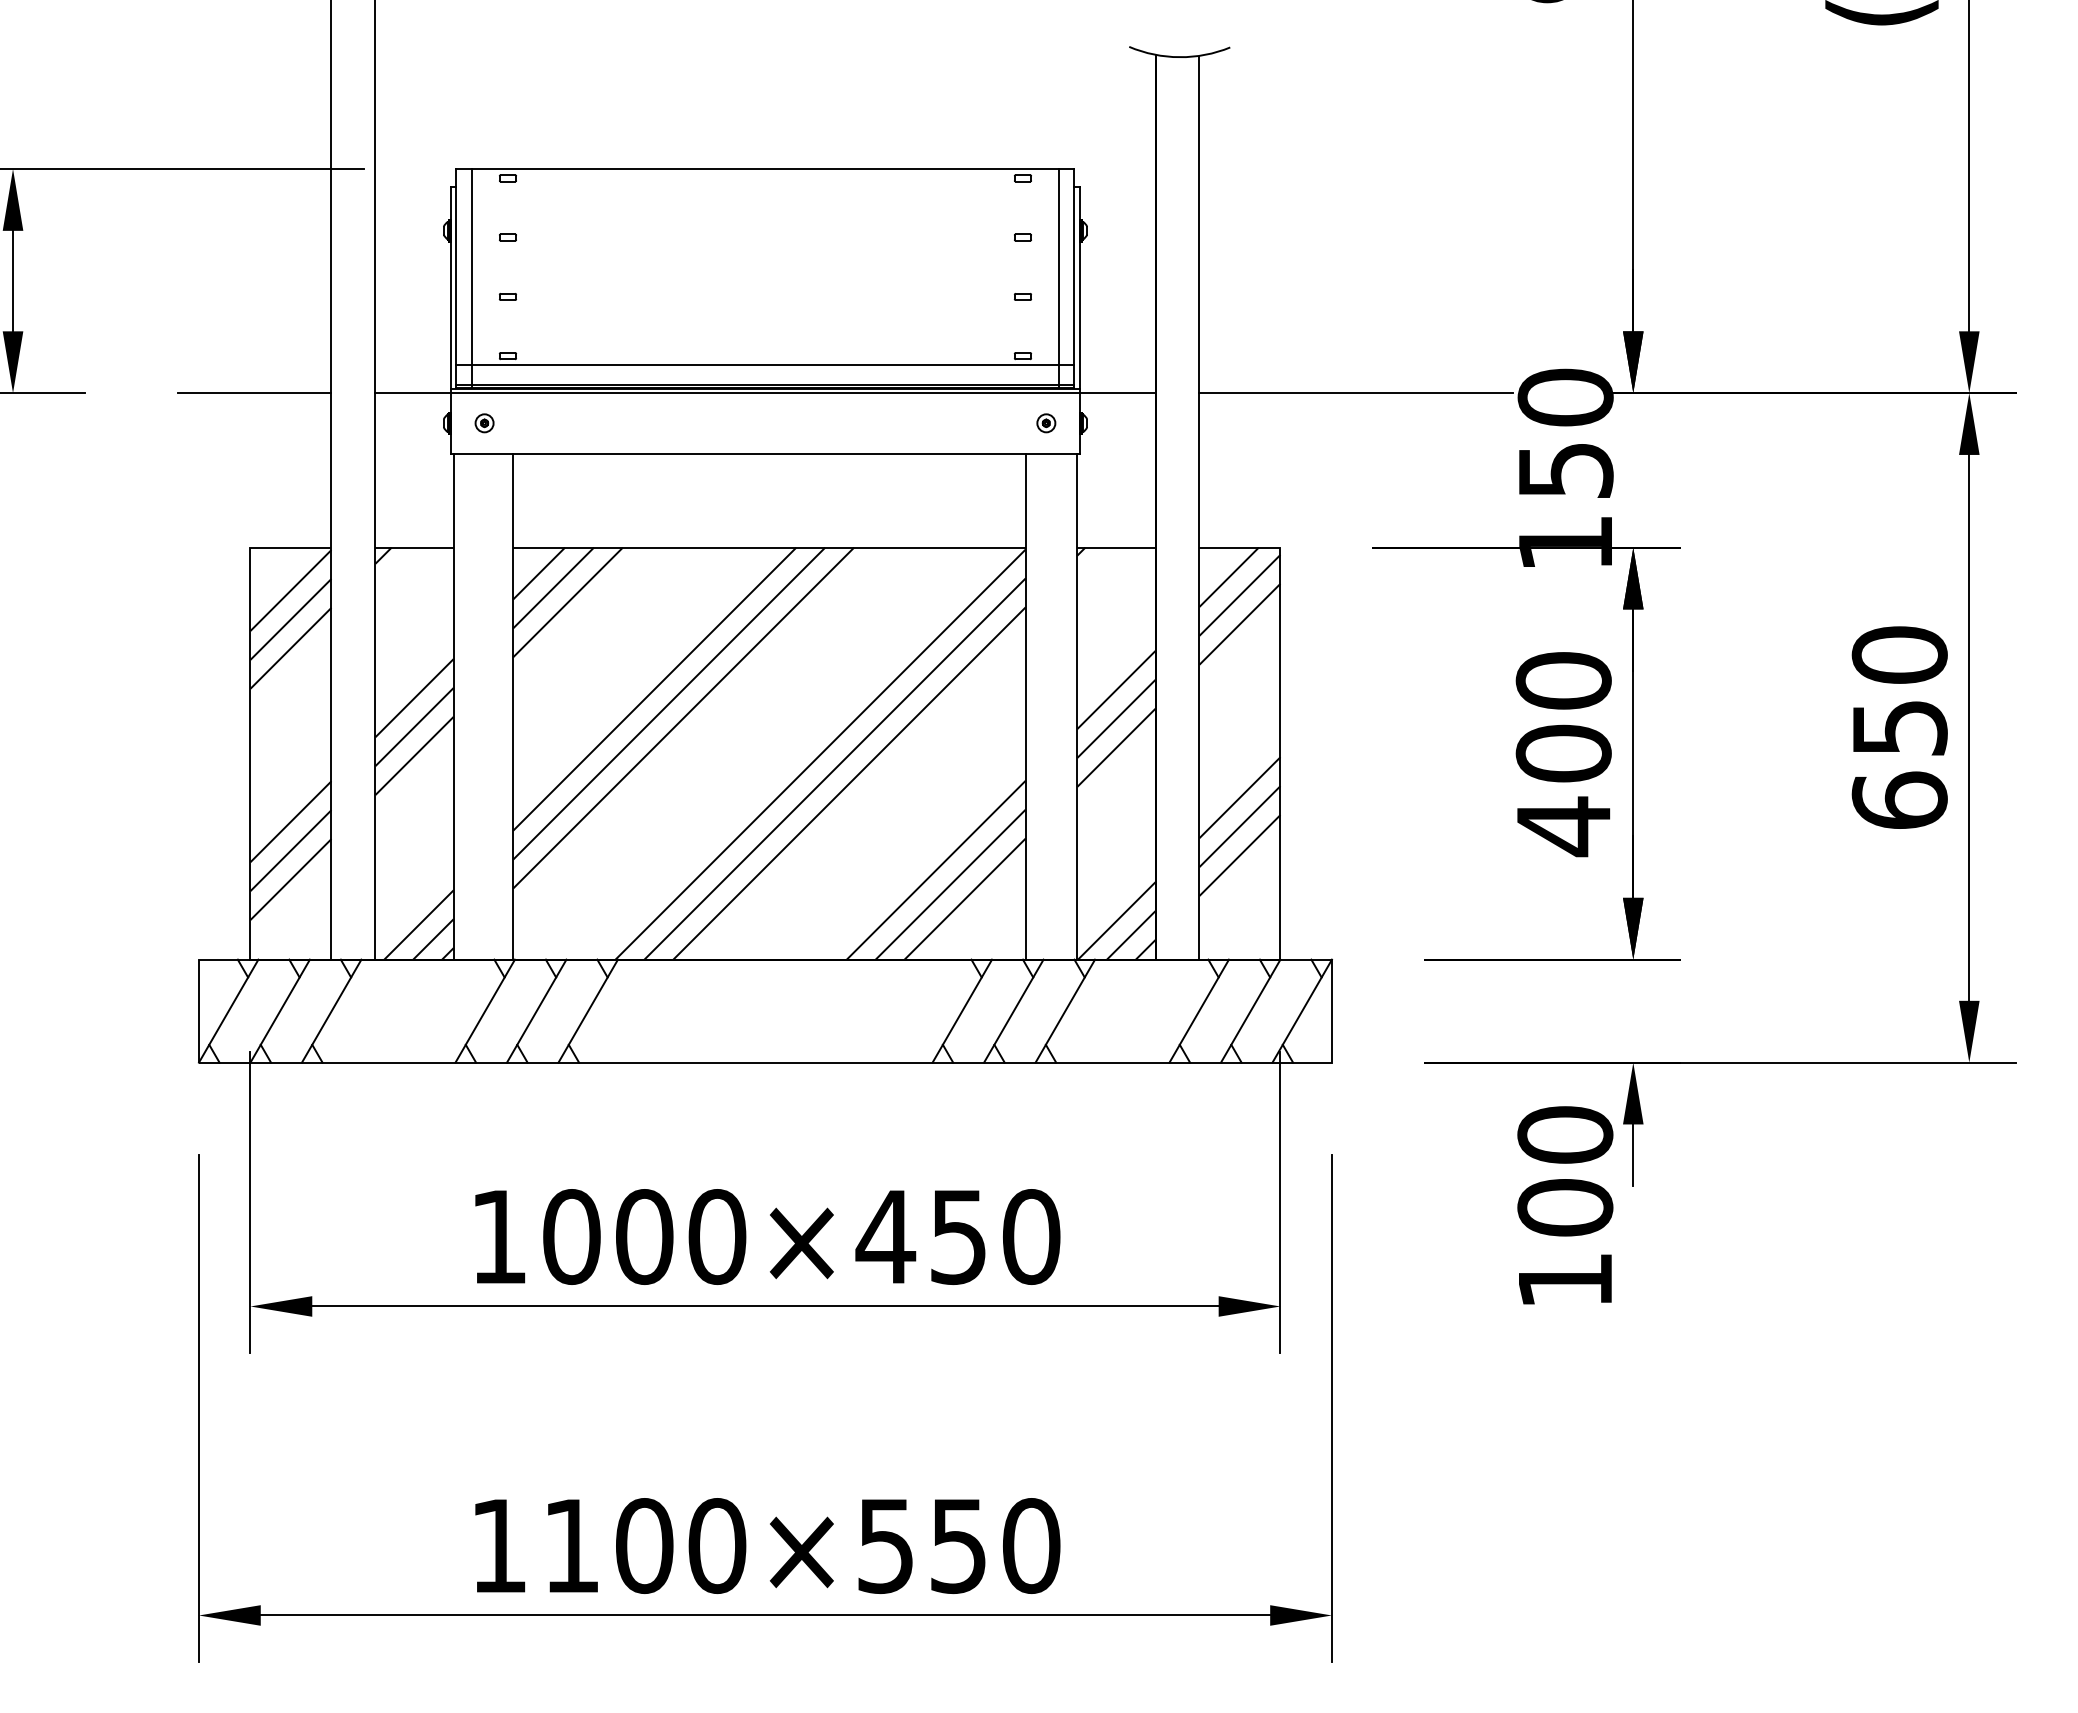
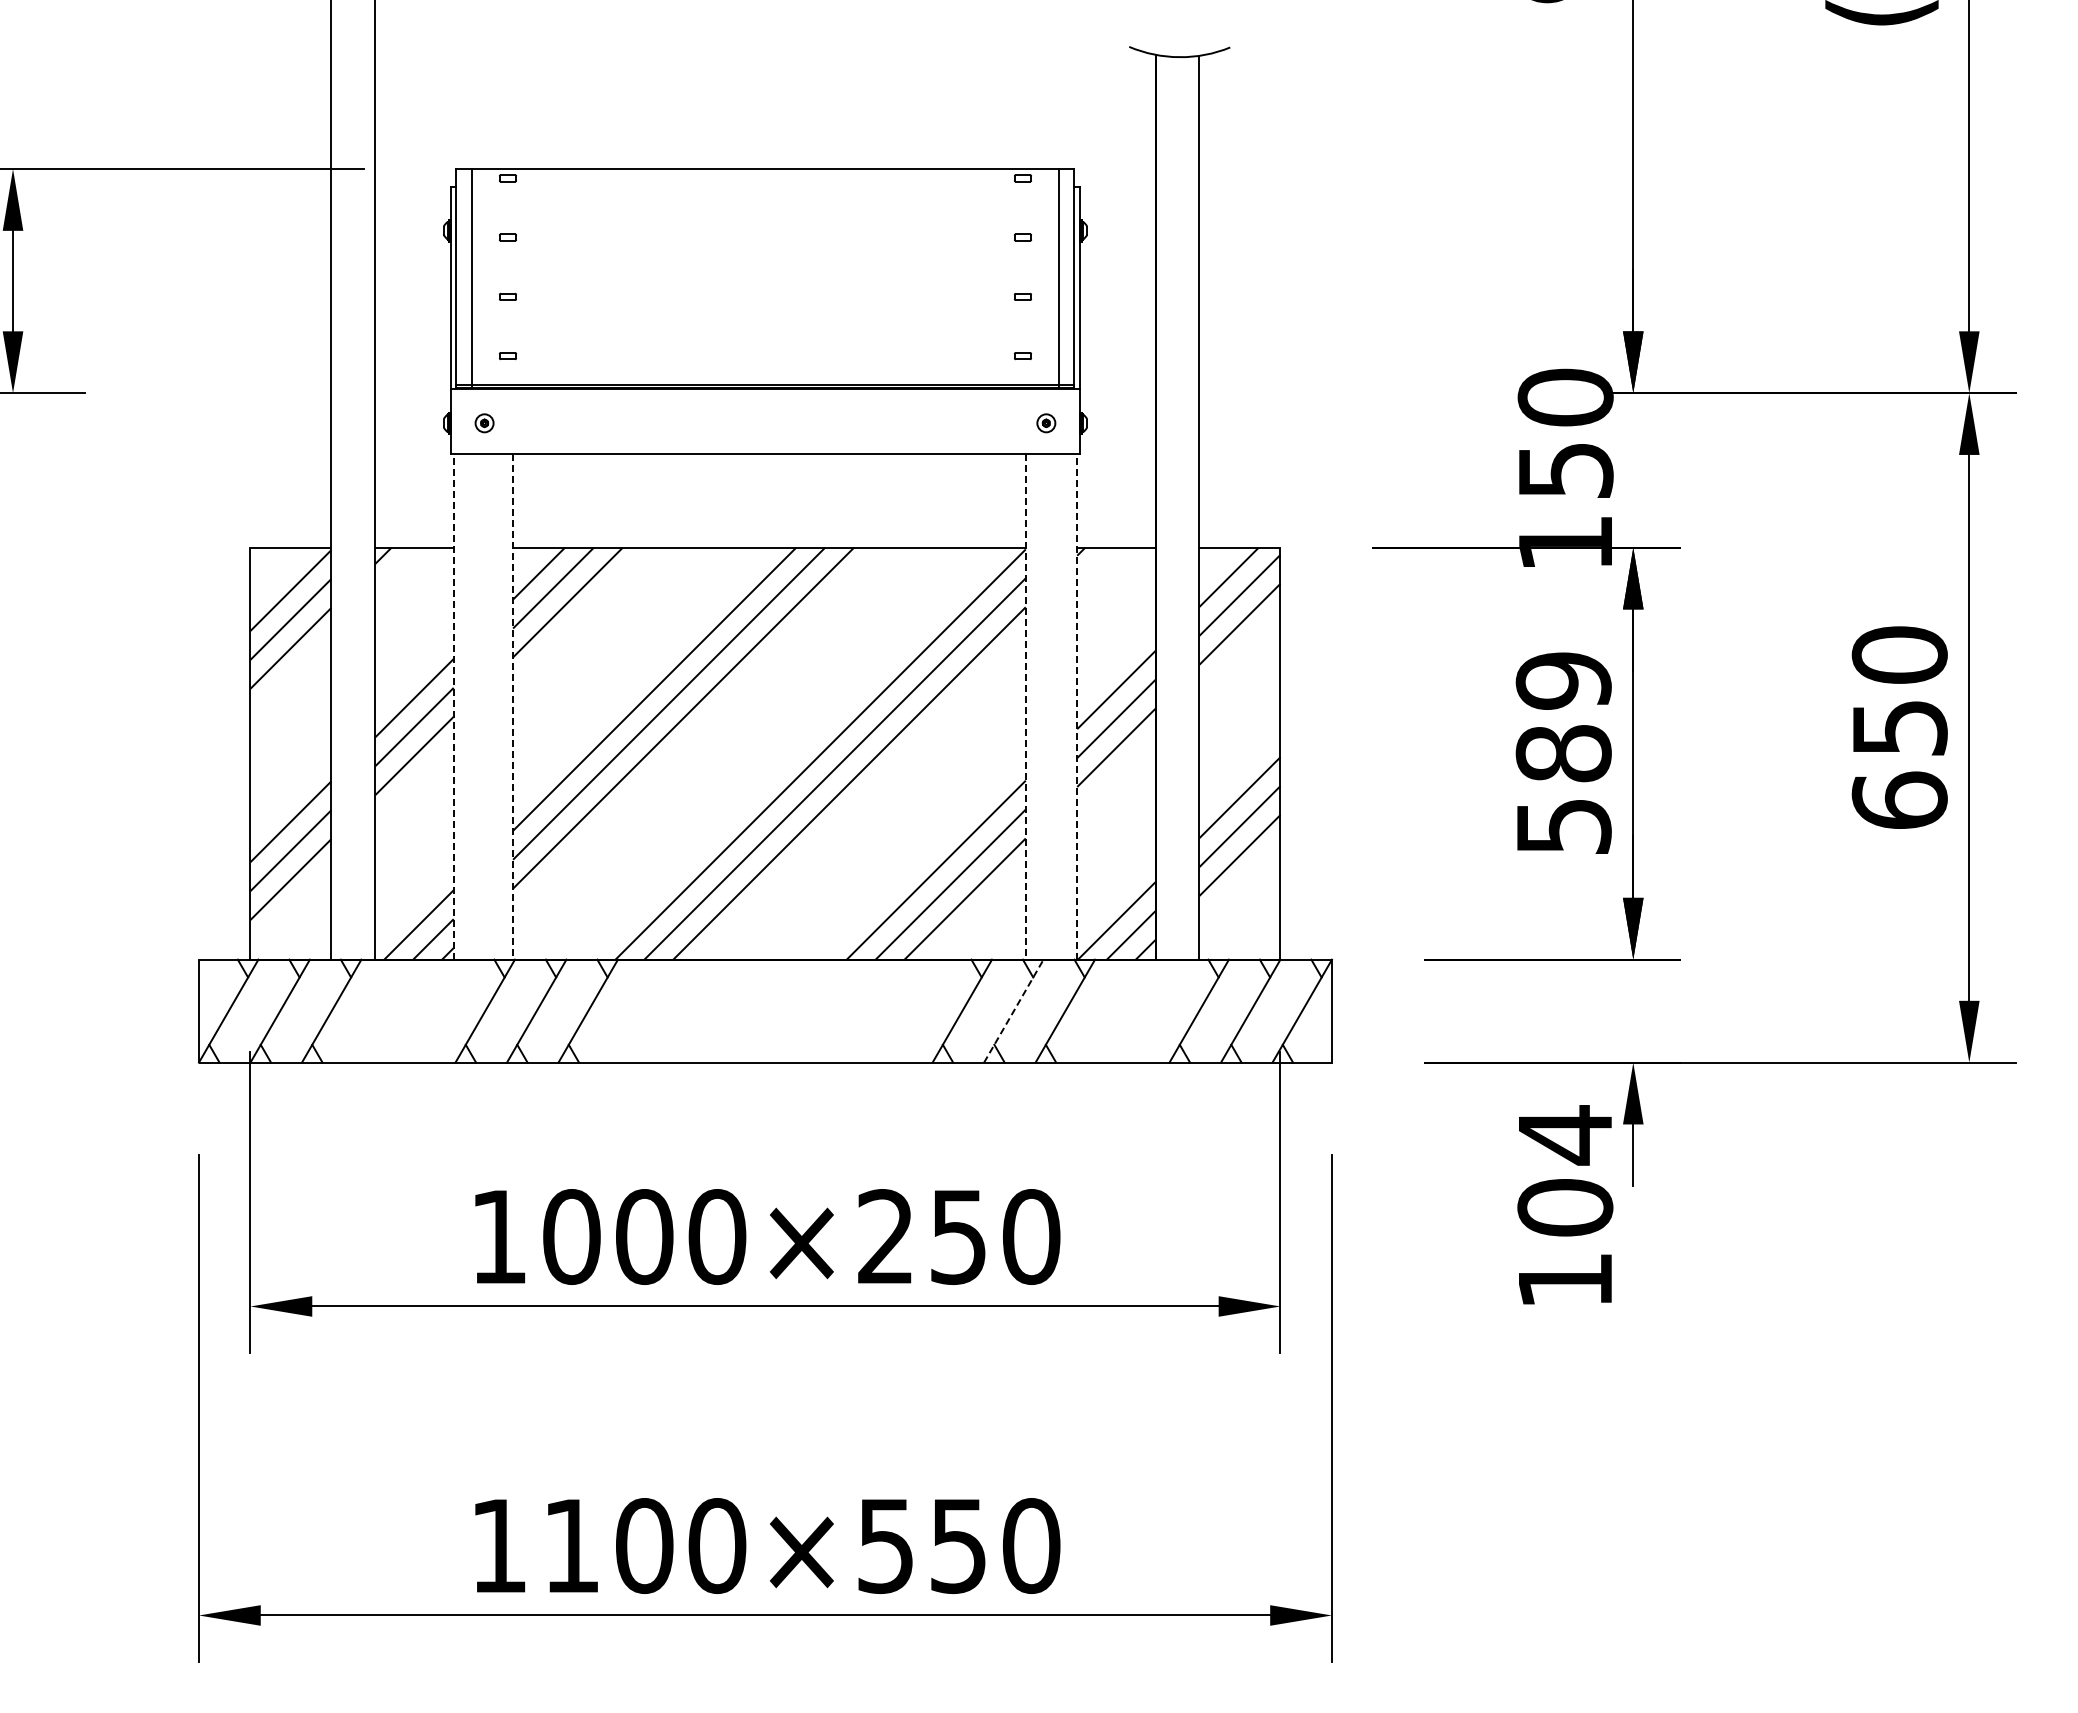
line: present -> none (765, 365)
line: present -> none (254, 393)
line: present -> none (765, 393)
line: present -> none (1355, 393)
line: solid -> dashed (453, 706)
line: solid -> dashed (513, 706)
line: solid -> dashed (1025, 706)
line: solid -> dashed (1077, 706)
text: 400 -> 589 (1563, 754)
line: solid -> dashed (1014, 1010)
text: 100 -> 104 (1565, 1135)
text: 1000×450 -> 1000×250 (885, 1236)
